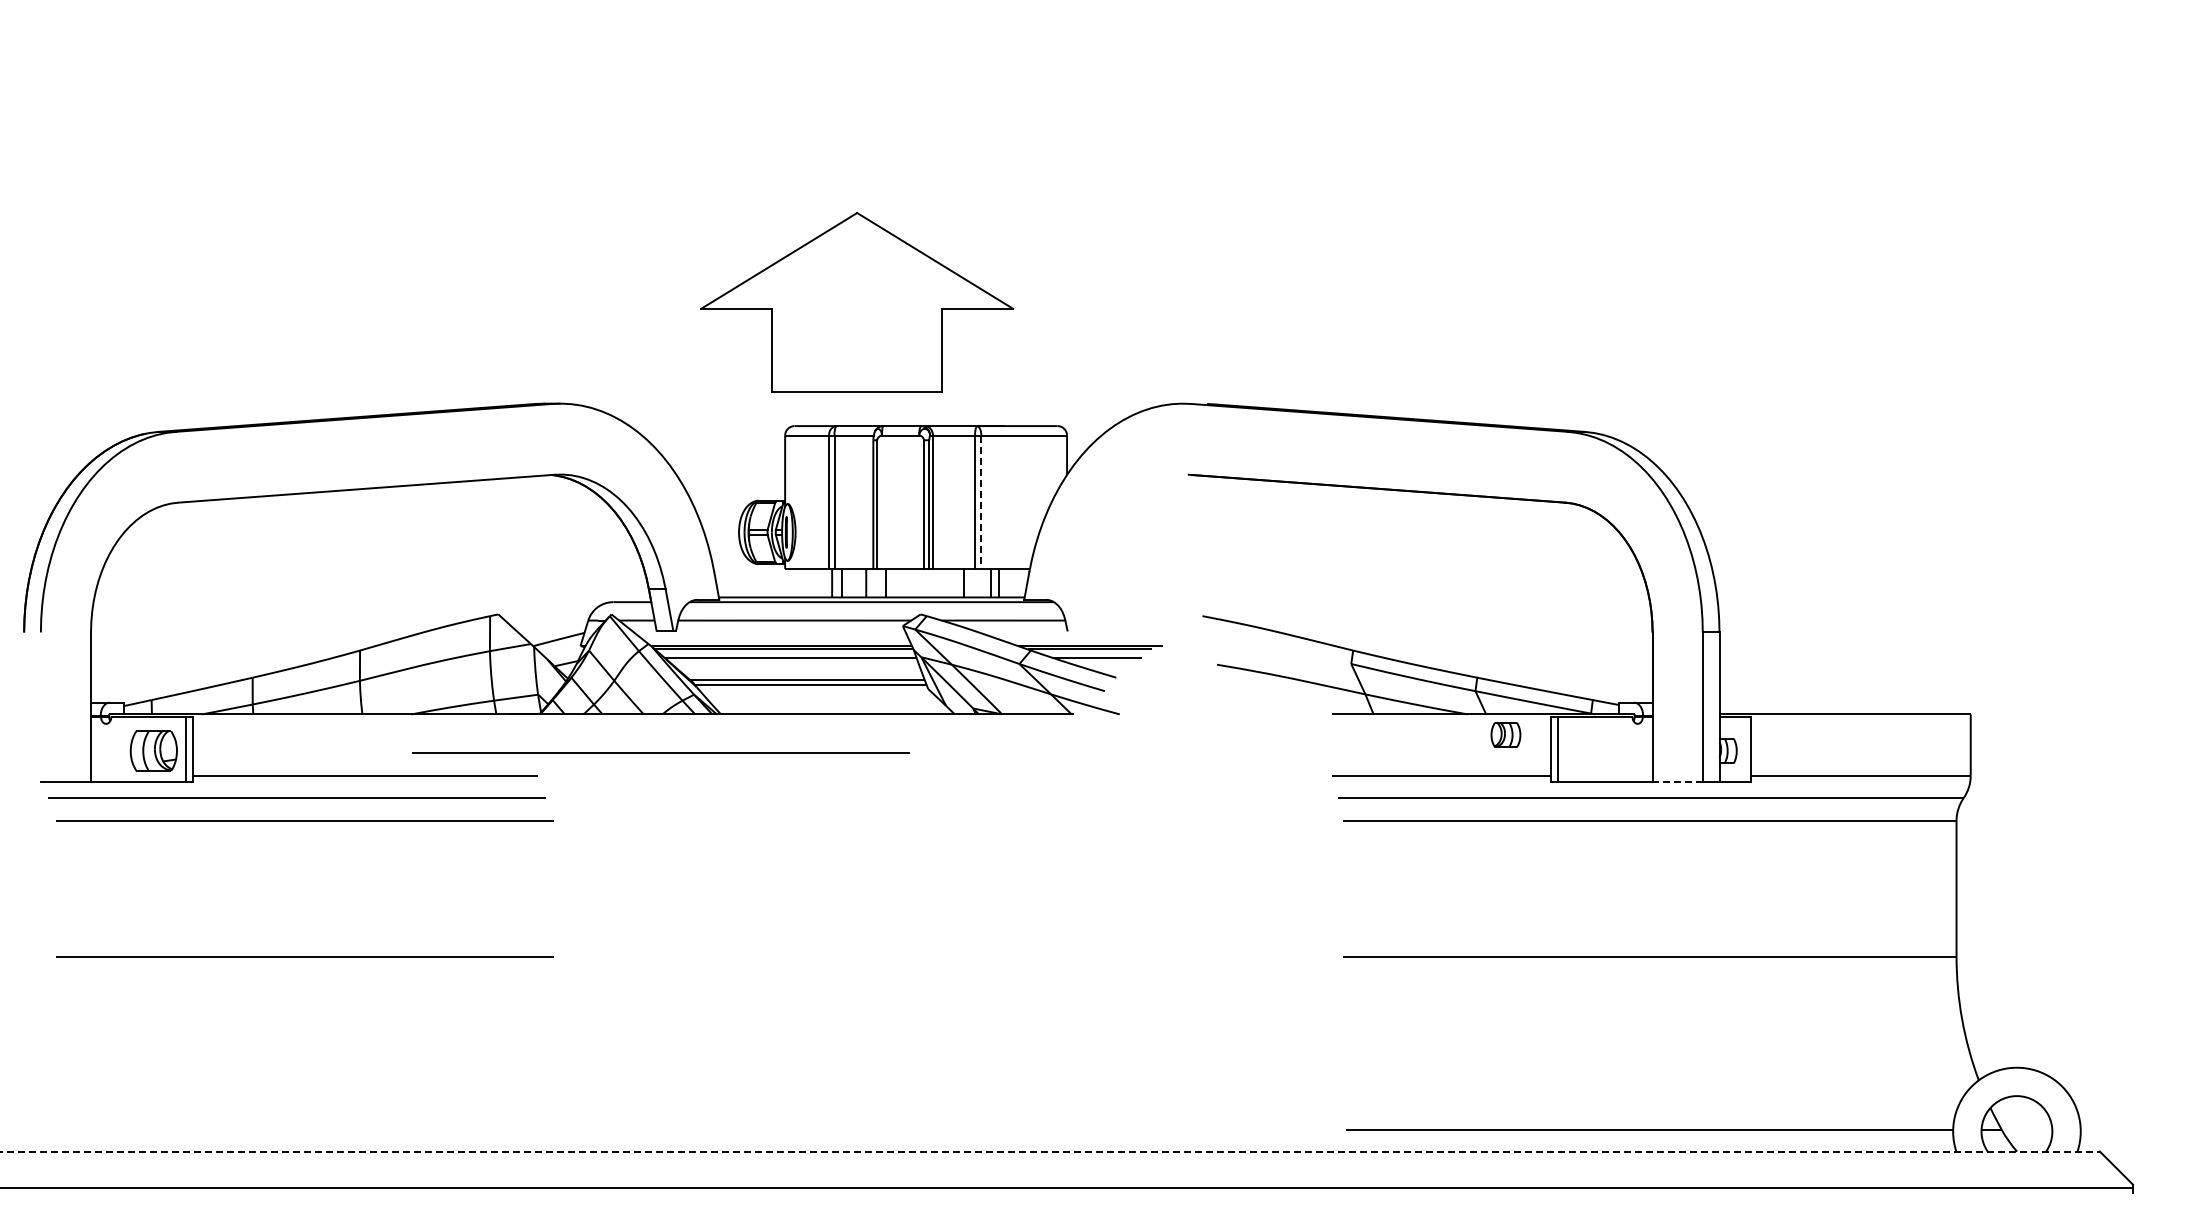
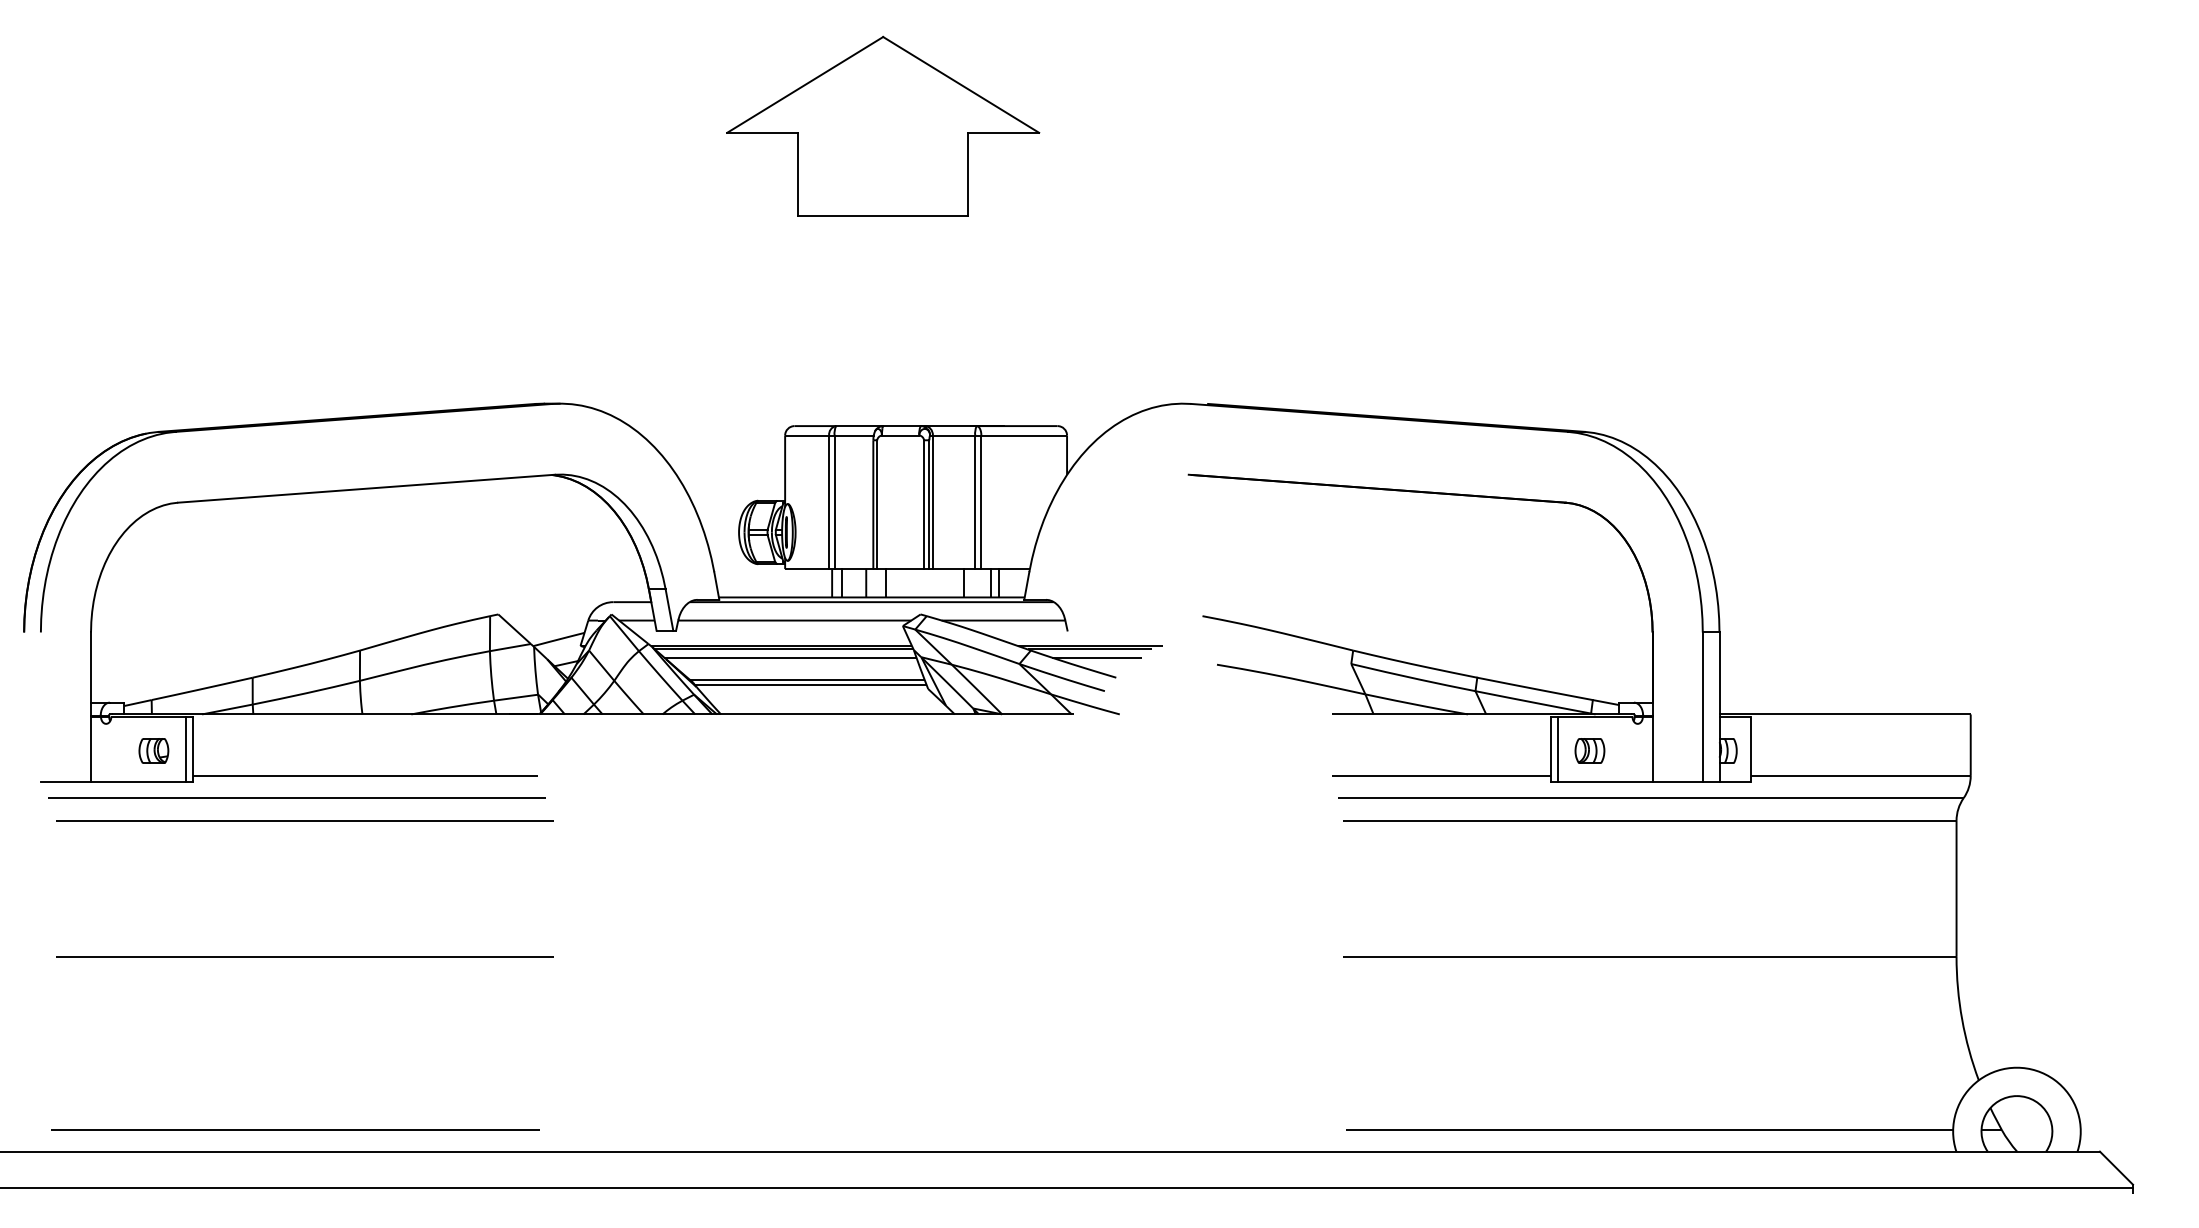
part position: (857, 301) -> (883, 125) (883, 125)
line: dashed -> solid (981, 502)
part position: (1505, 734) -> (1589, 750) (1589, 750)
part size: 49x42 px -> 32x26 px (153, 750)
line: present -> none (660, 752)
line: dashed -> solid (1677, 781)
line: none -> present (295, 1129)
line: dashed -> solid (1050, 1151)
